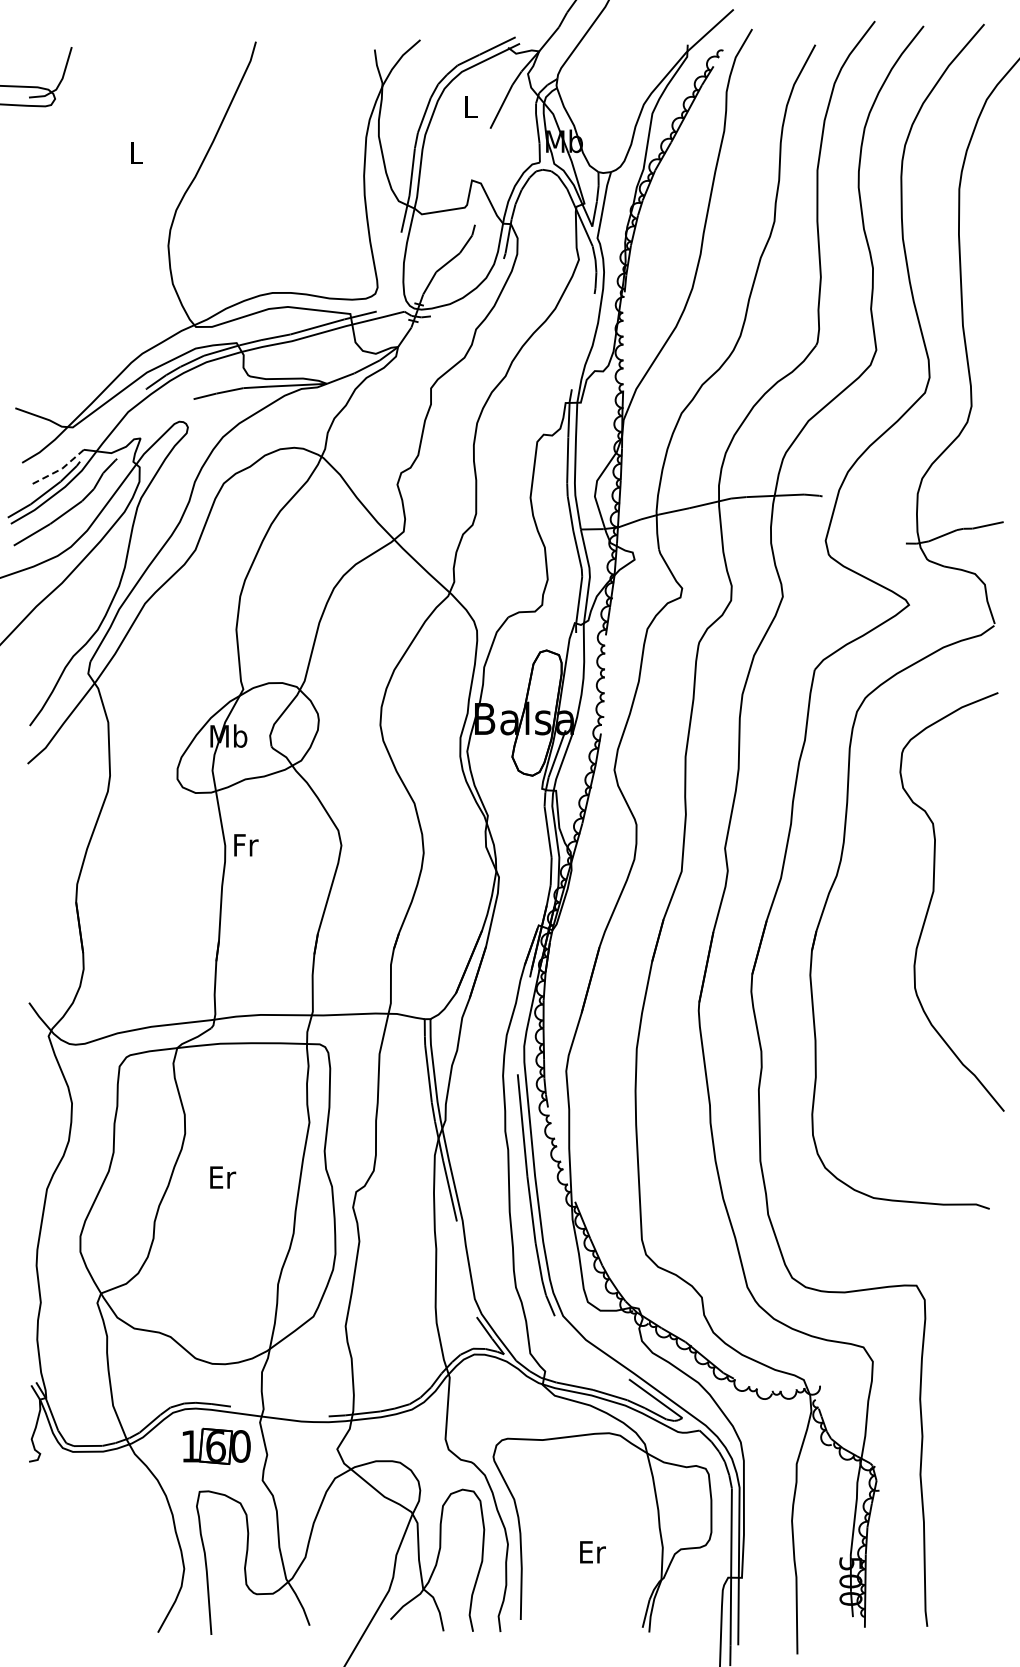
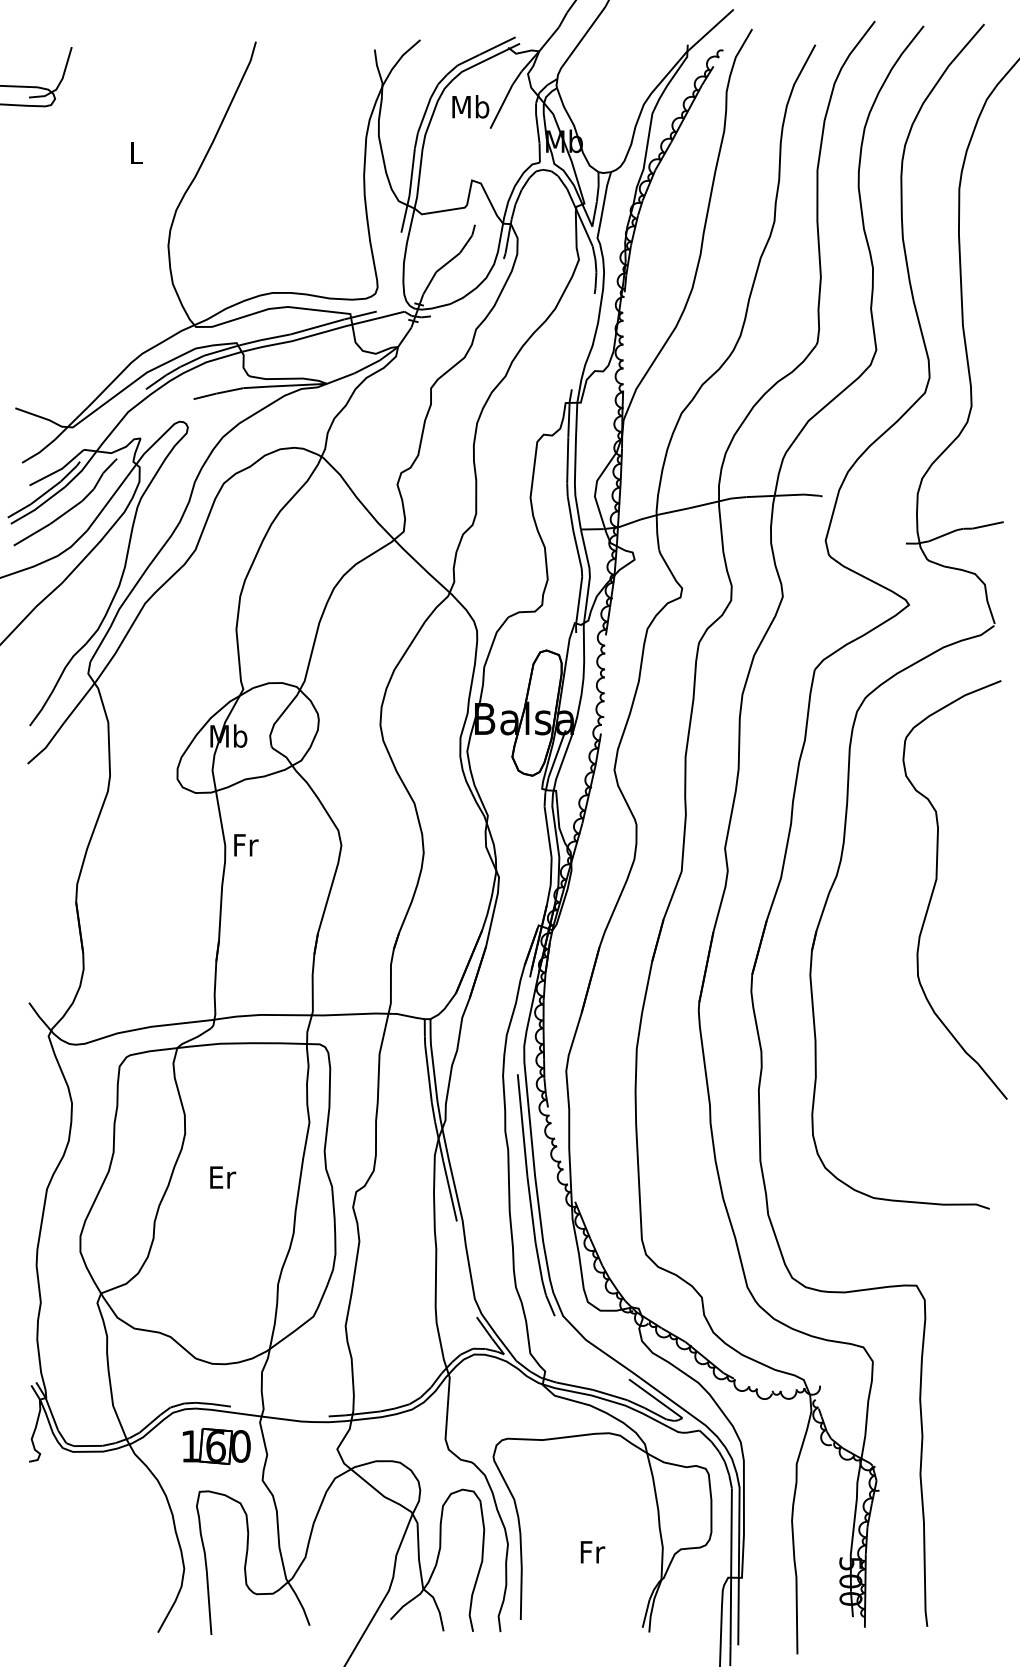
text: L -> Mb (470, 106)
line: dashed -> solid (58, 470)
curve position: (933, 895) -> (936, 883) (936, 883)
text: Er -> Fr (592, 1552)
